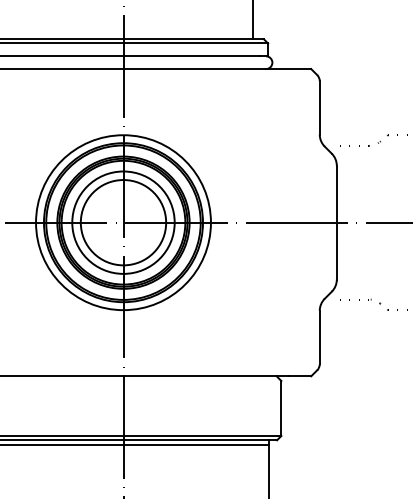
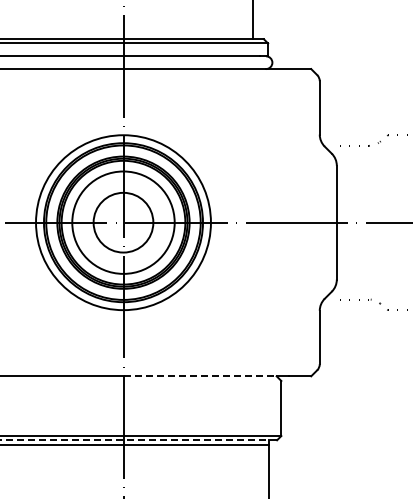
circle diameter: 85 px -> 60 px (123, 222)
line: solid -> dashed (200, 376)
line: solid -> dashed (138, 440)
